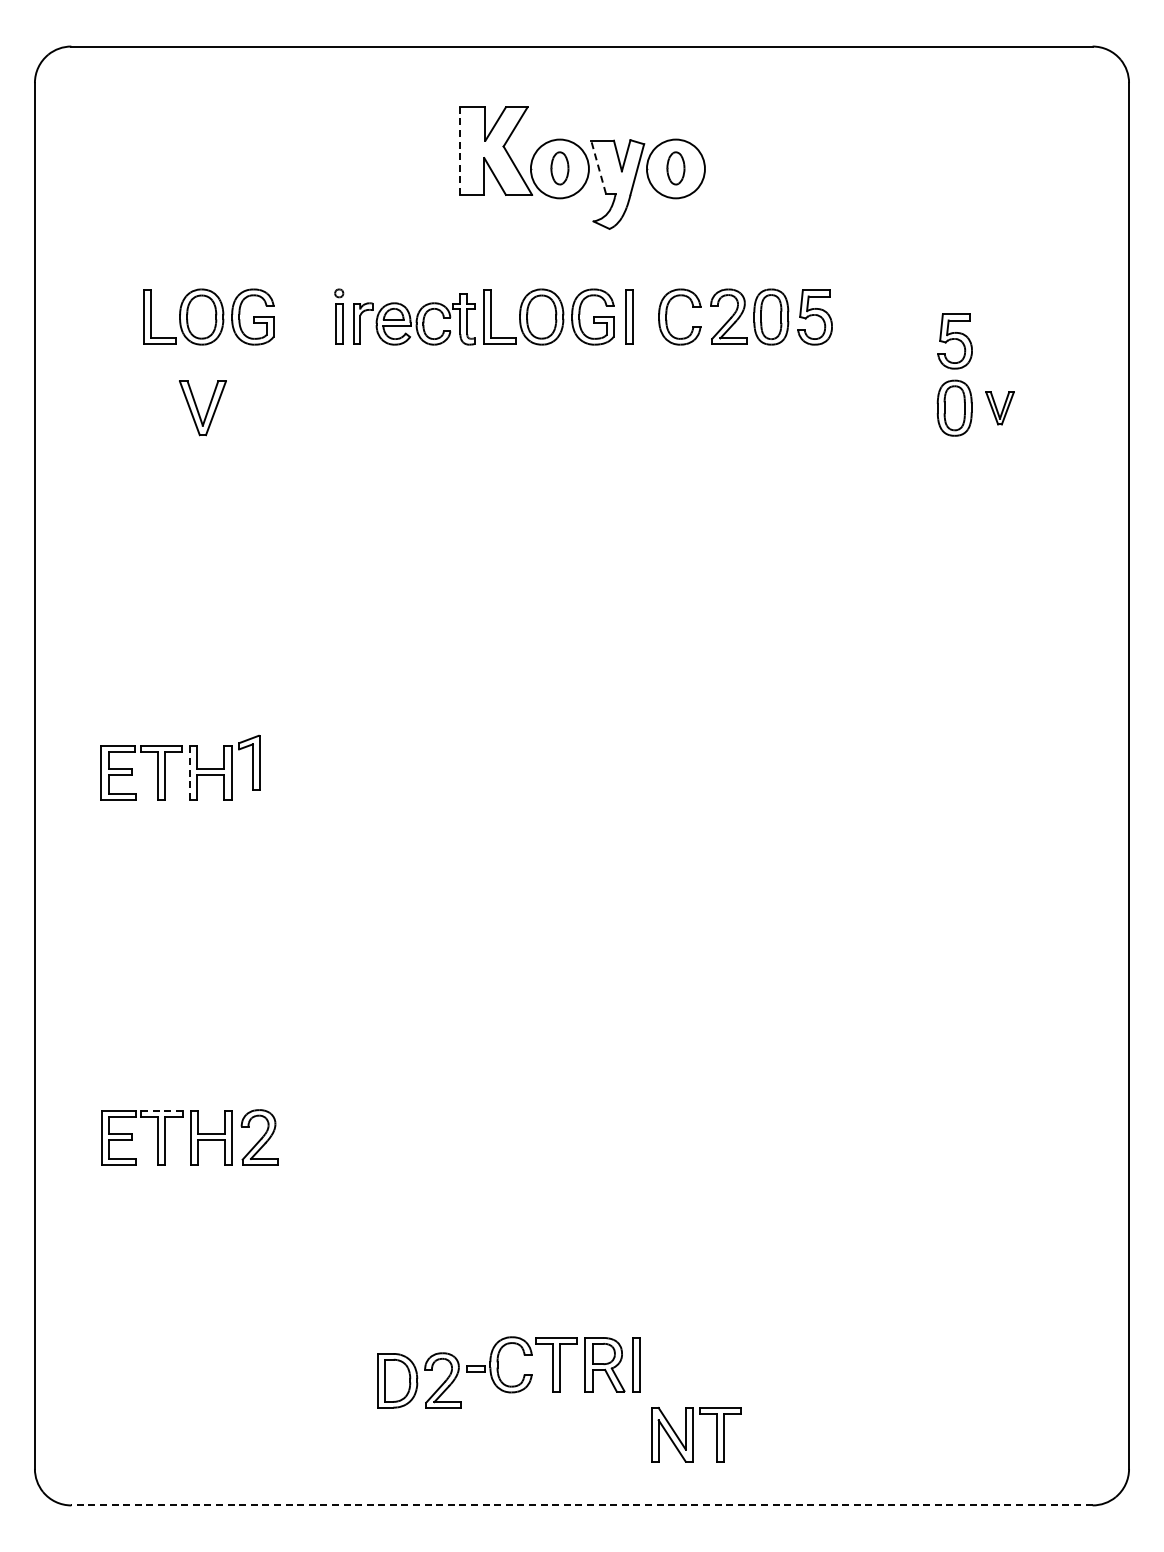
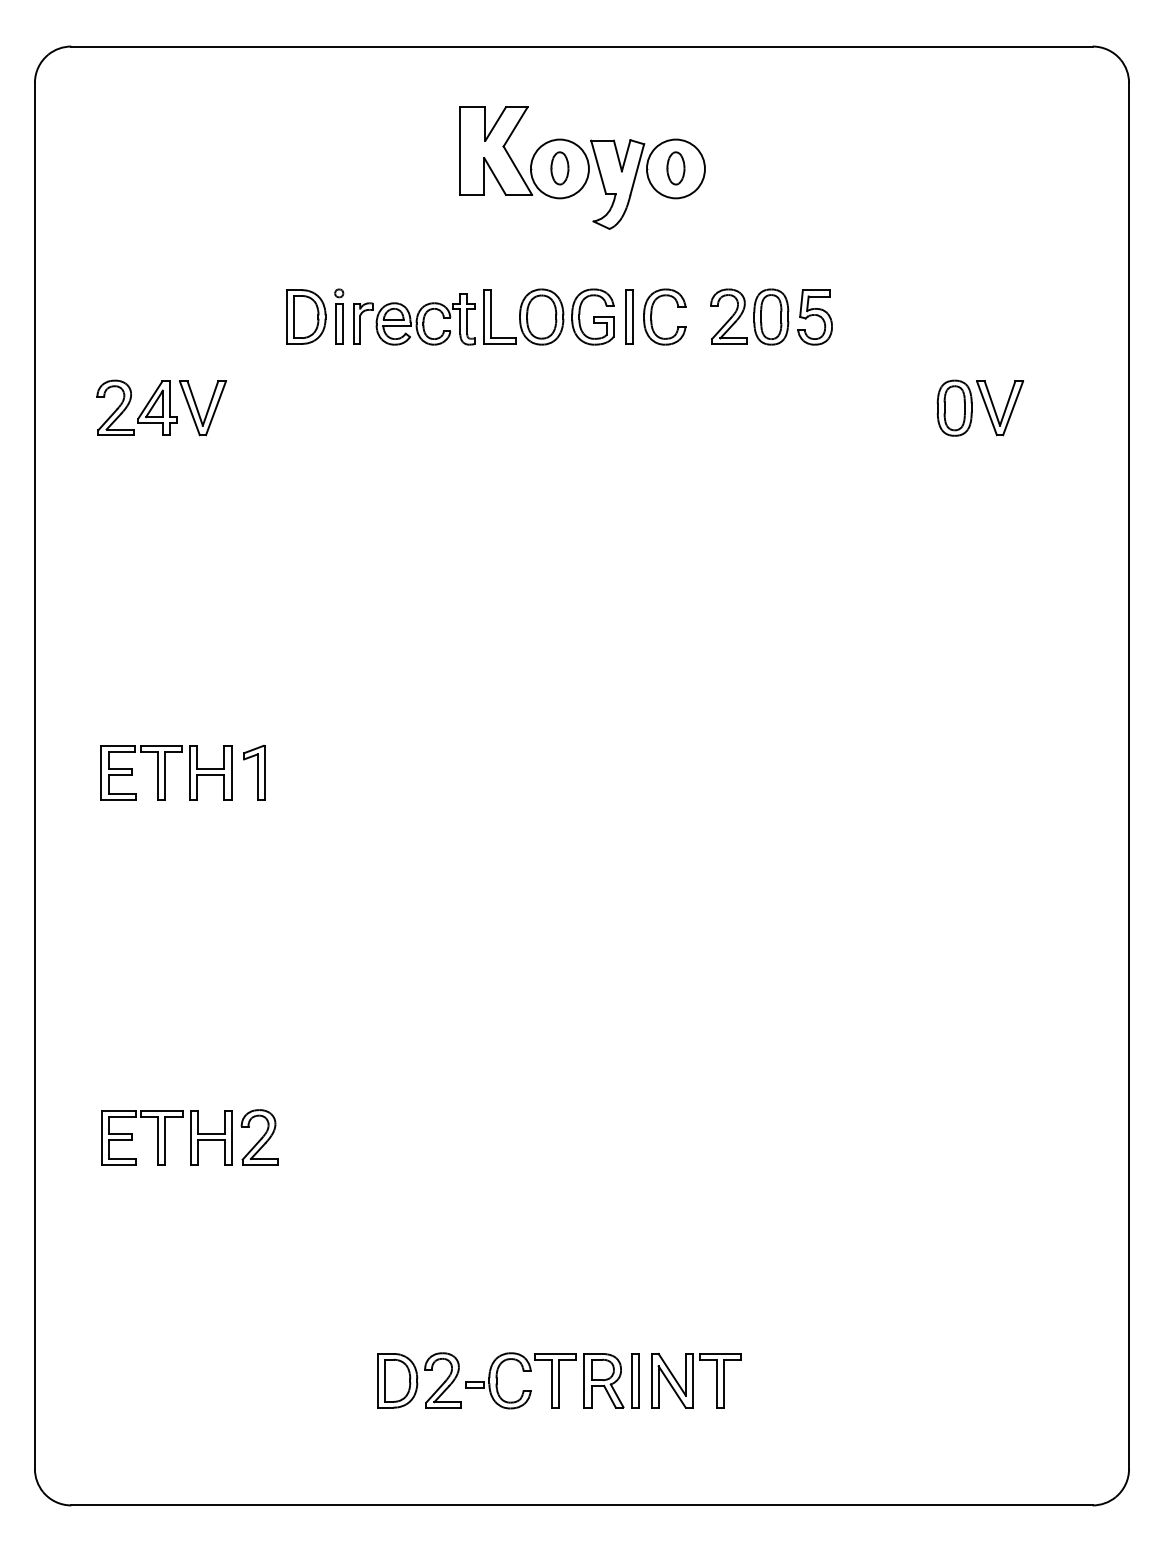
line: dashed -> solid (460, 151)
line: dashed -> solid (598, 167)
part position: (667, 314) -> (652, 314) (652, 314)
part: present -> none (208, 316)
part: none -> present (306, 316)
part: present -> none (954, 341)
part size: 30x35 px -> 48x57 px (999, 408)
part: none -> present (141, 411)
part position: (249, 762) -> (254, 772) (254, 772)
line: dashed -> solid (190, 772)
line: dashed -> solid (161, 1110)
part position: (553, 1364) -> (552, 1380) (552, 1380)
part position: (696, 1434) -> (696, 1380) (696, 1380)
line: dashed -> solid (581, 1505)
